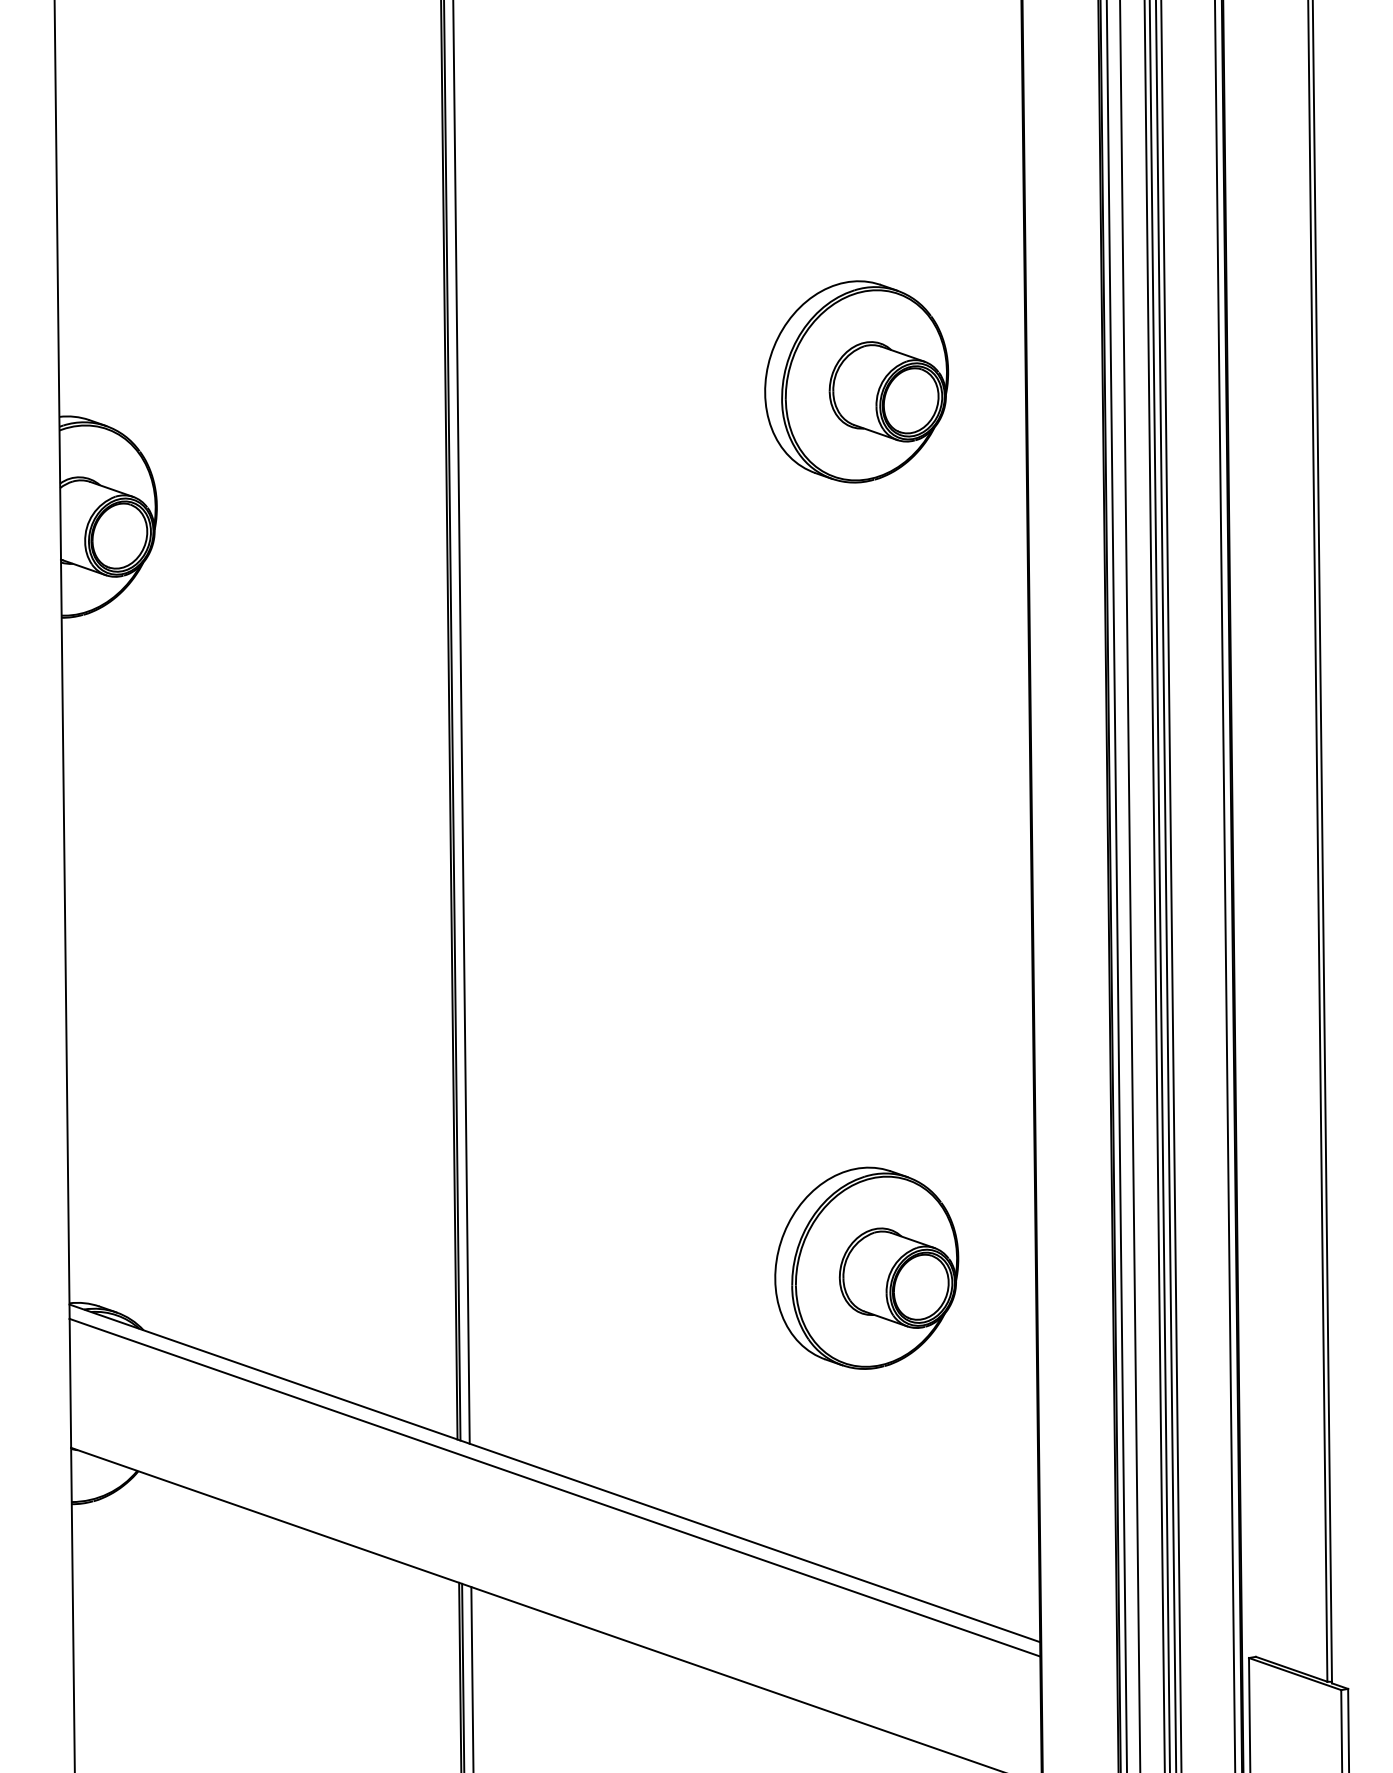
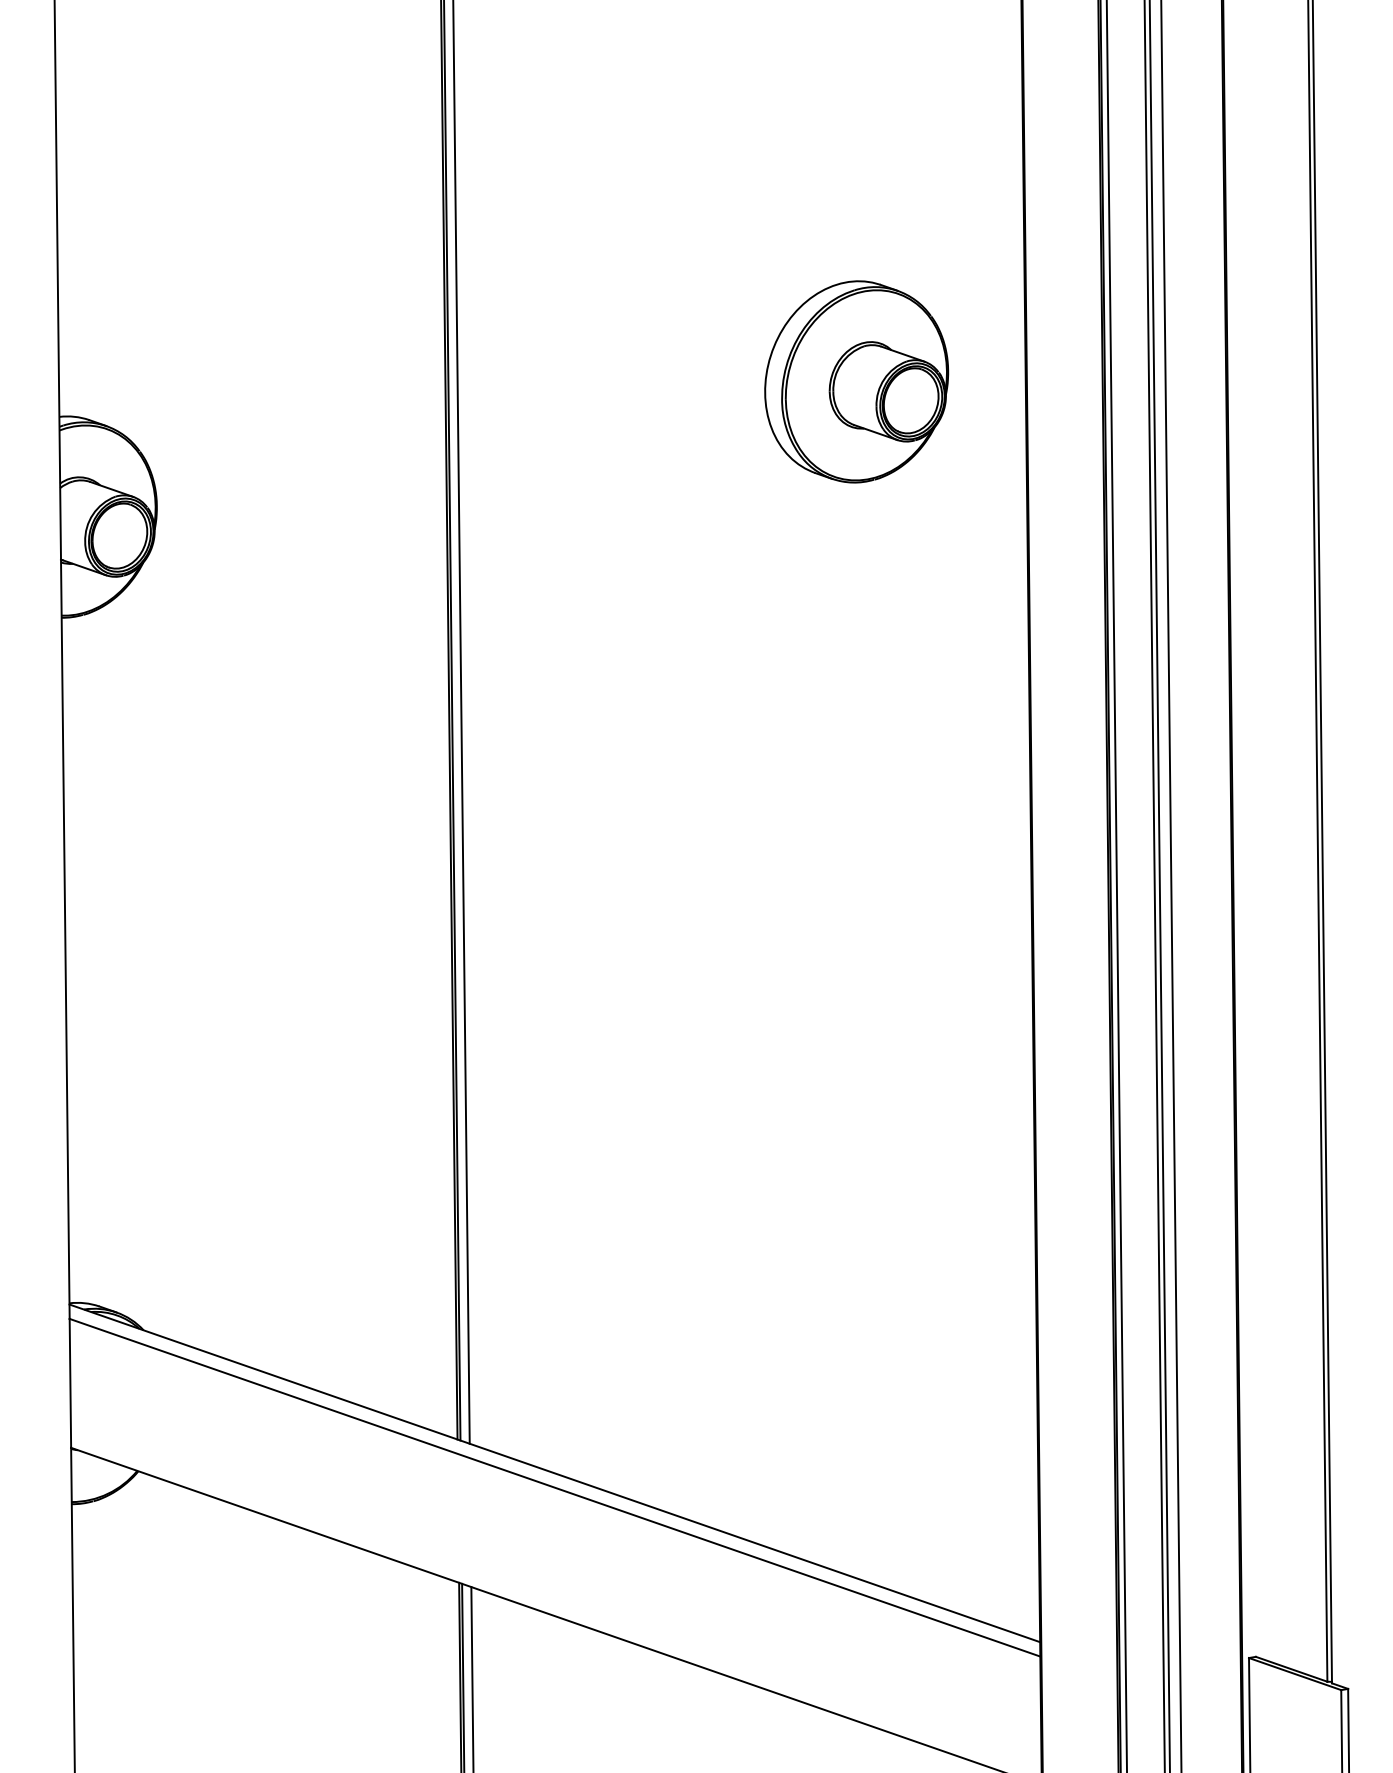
line: present -> none (1130, 885)
line: present -> none (1166, 885)
line: present -> none (1225, 885)
part: present -> none (866, 1267)
